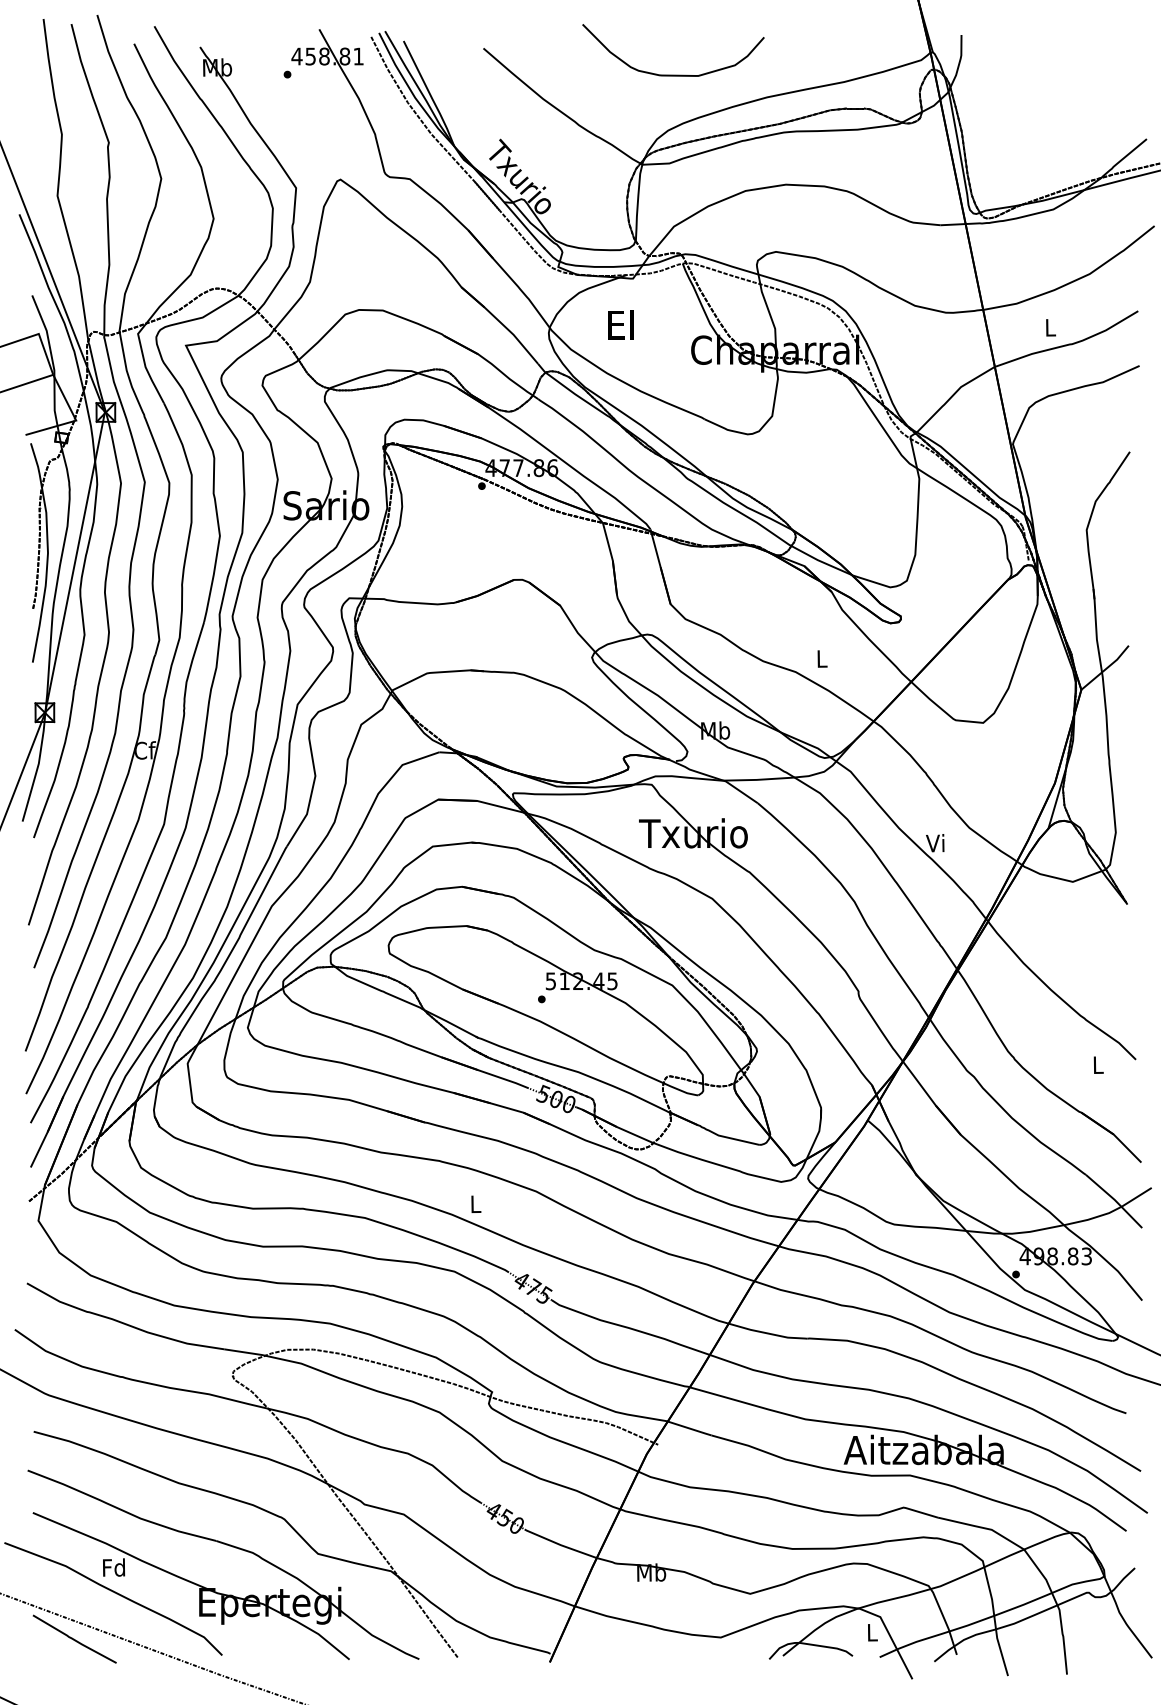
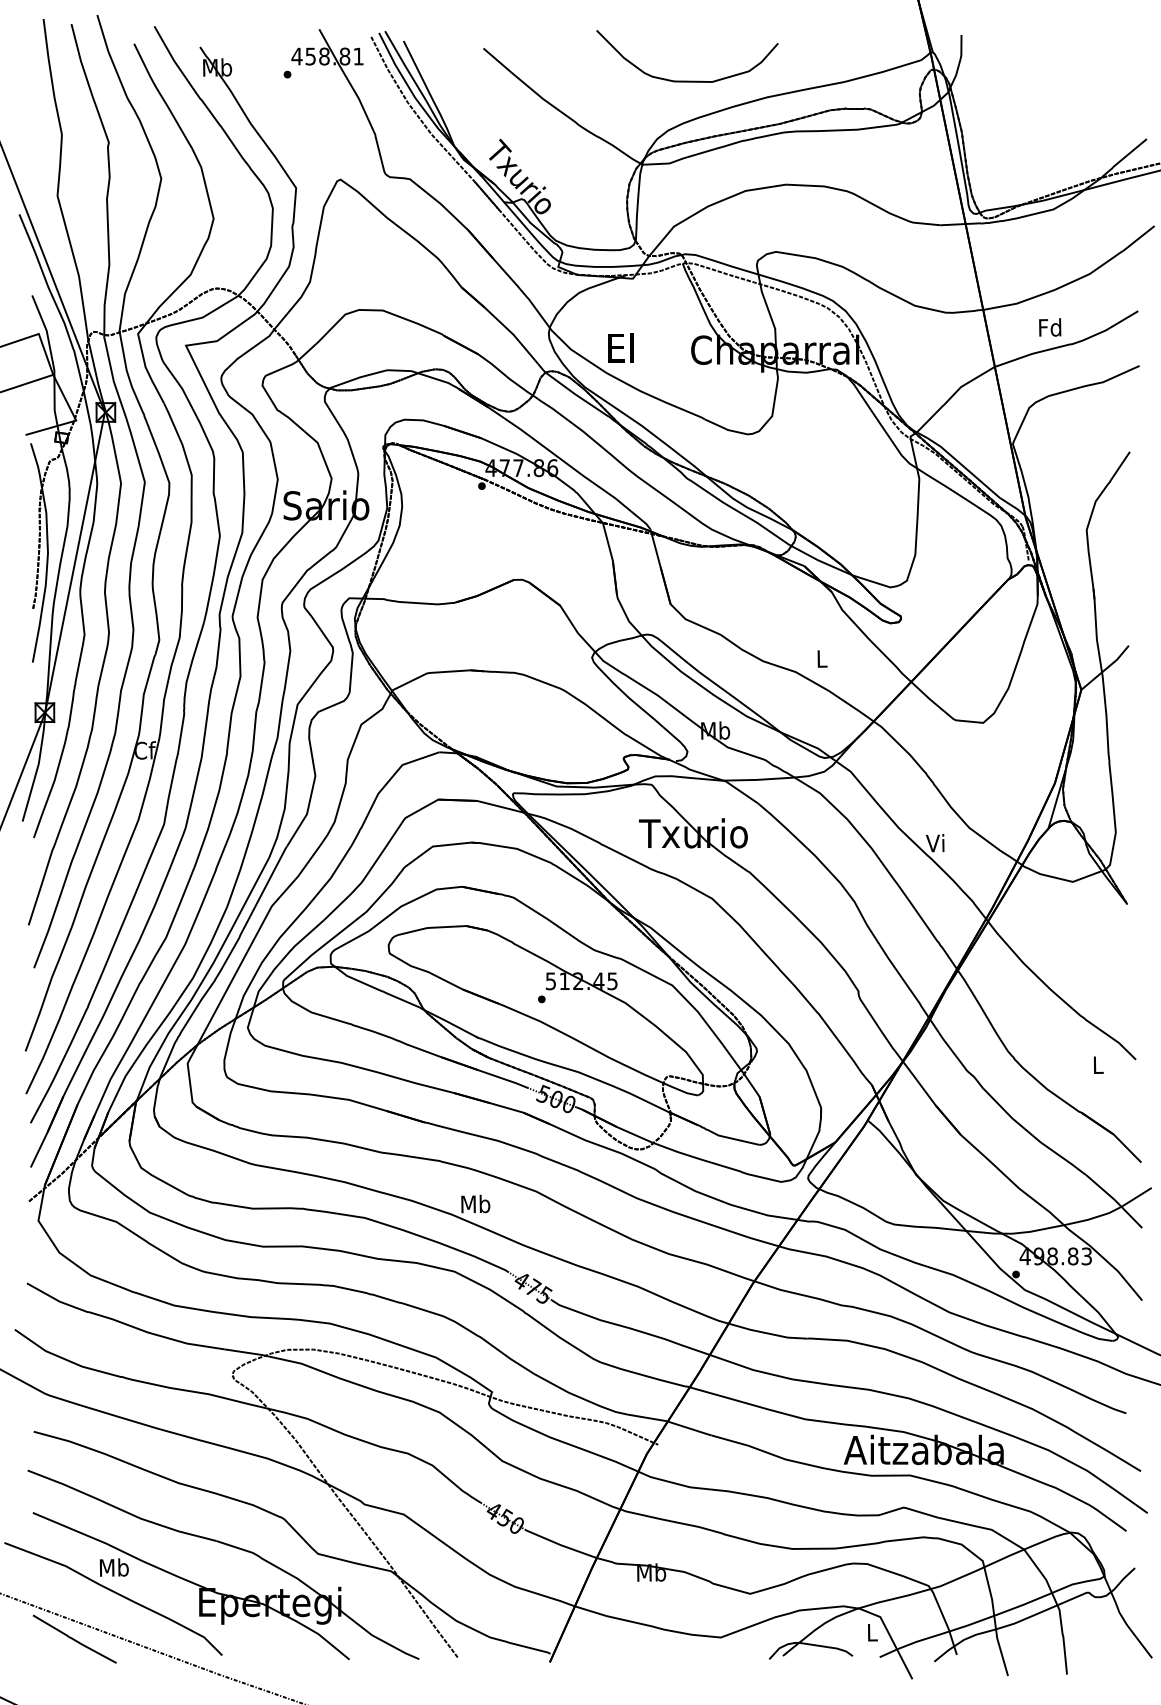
curve position: (673, 74) -> (687, 80) (687, 80)
text position: (620, 324) -> (620, 347) (620, 347)
text: L -> Fd (1050, 327)
text: L -> Mb (475, 1203)
text: Fd -> Mb (113, 1567)
